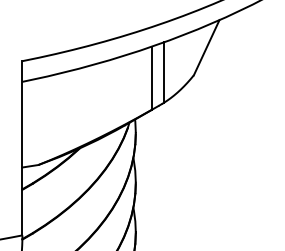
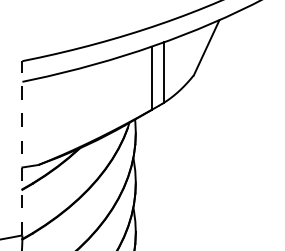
line: solid -> dashed (22, 147)
